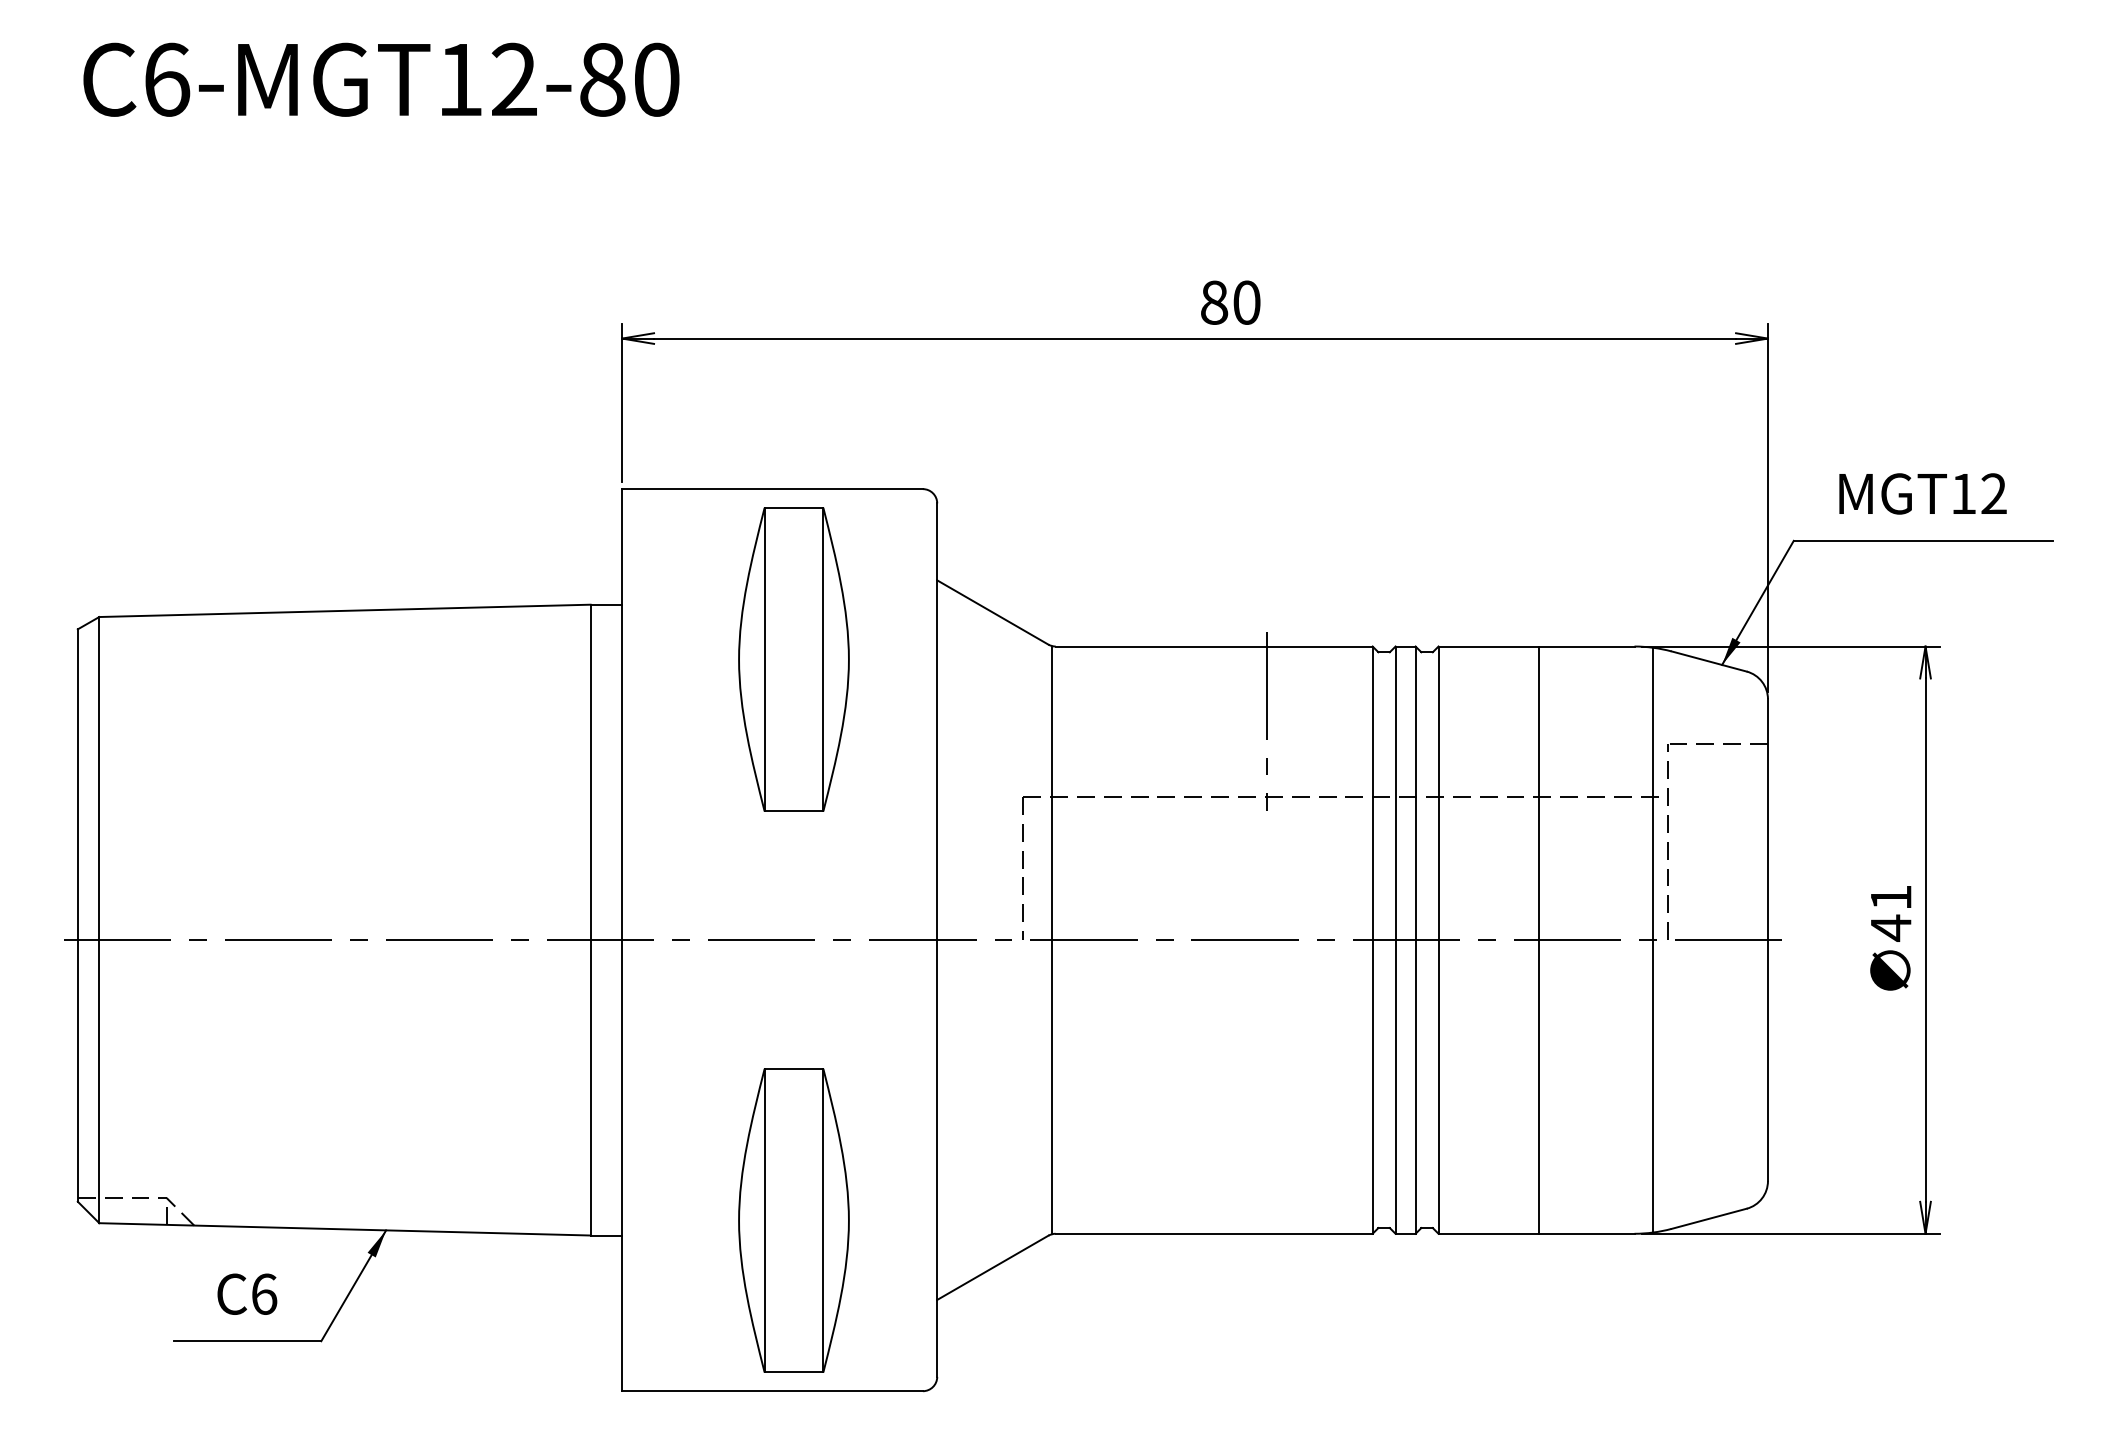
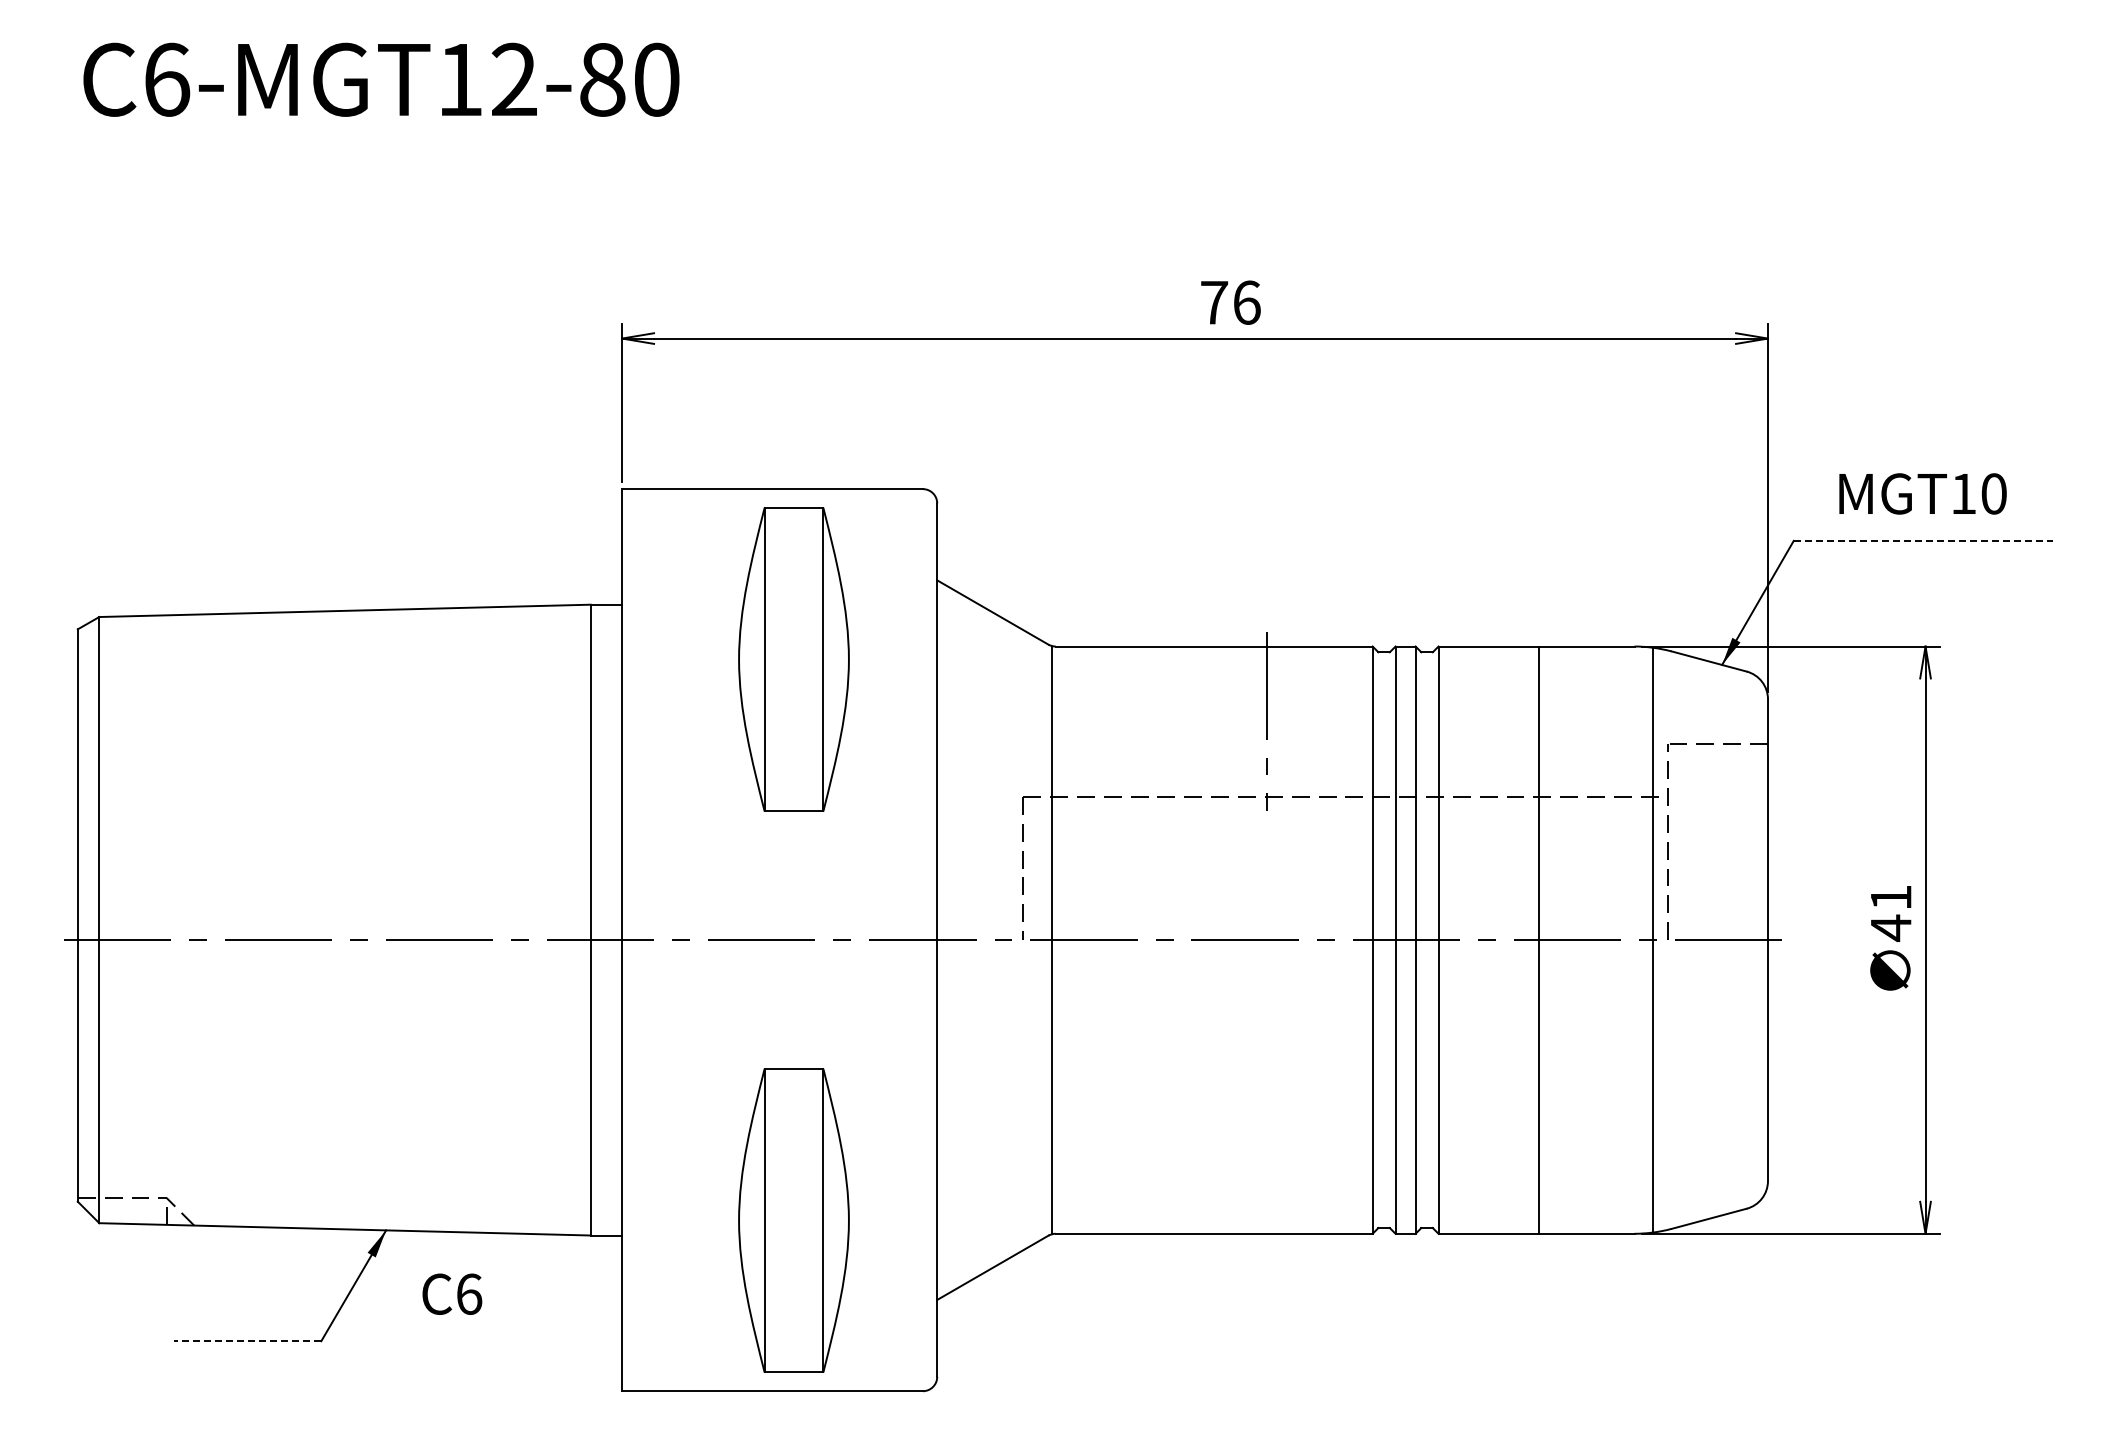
text: 80 -> 76 (1230, 302)
text: MGT12 -> MGT10 (1993, 493)
line: solid -> dashed (1923, 540)
text position: (247, 1293) -> (452, 1293) (452, 1293)
line: solid -> dashed (247, 1341)
